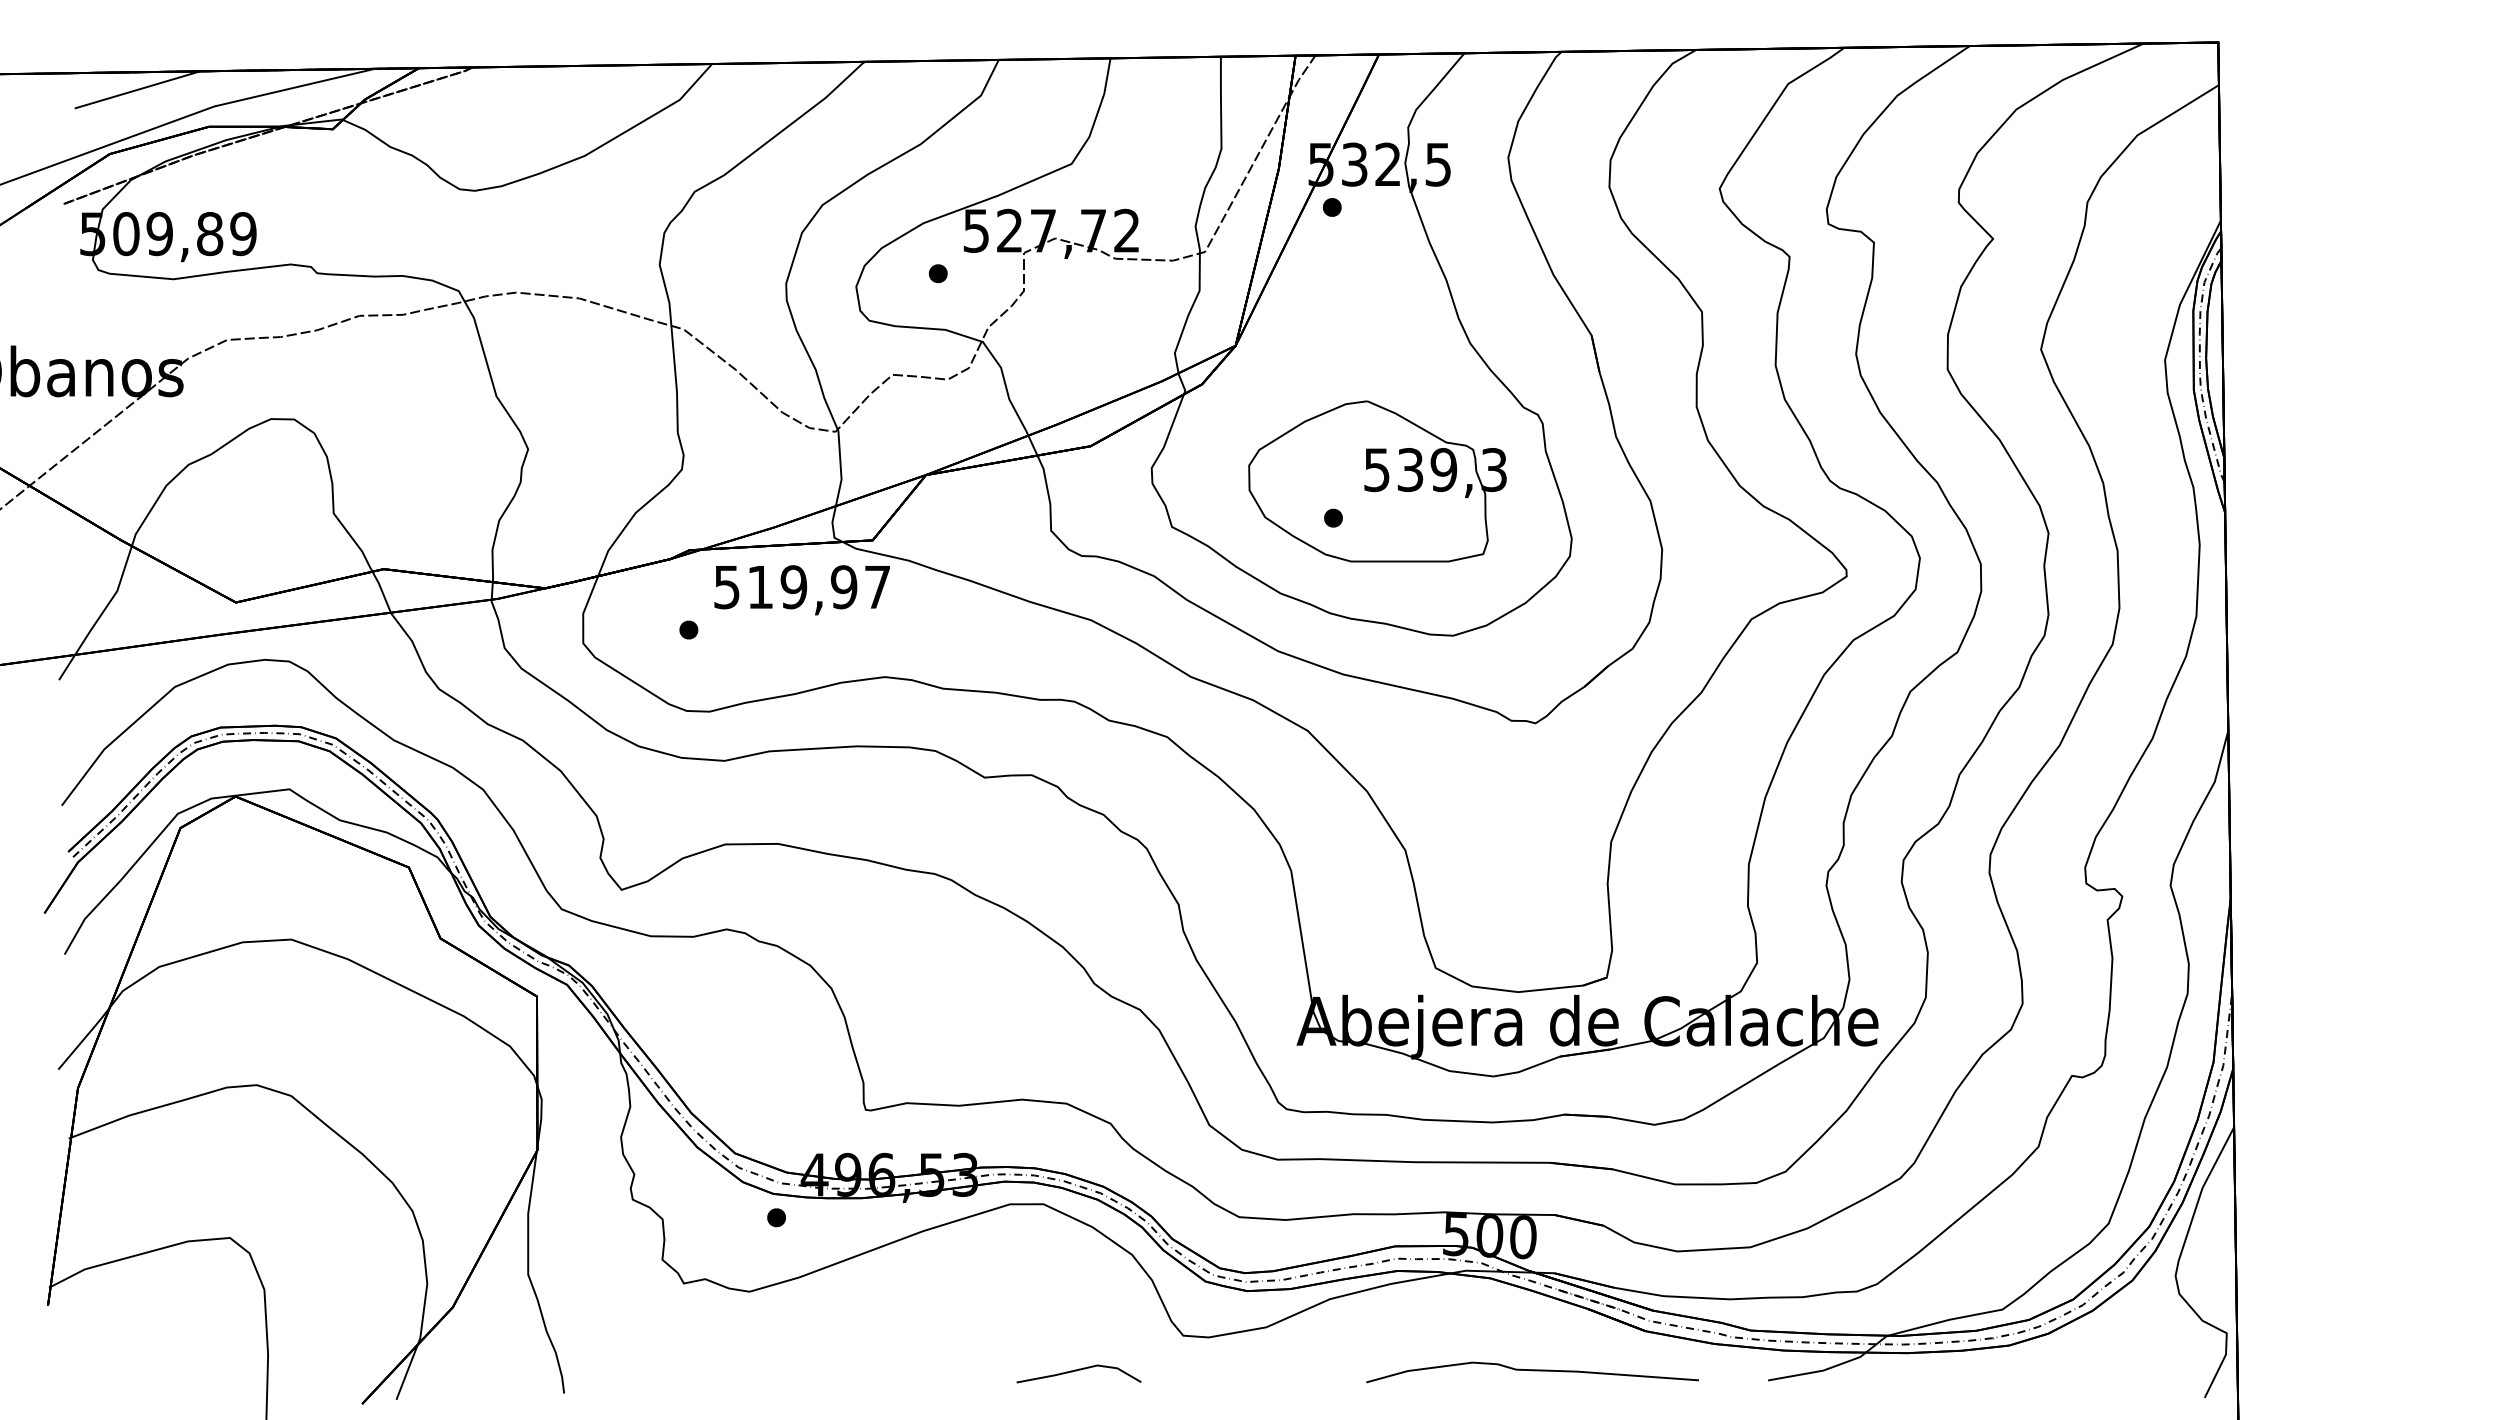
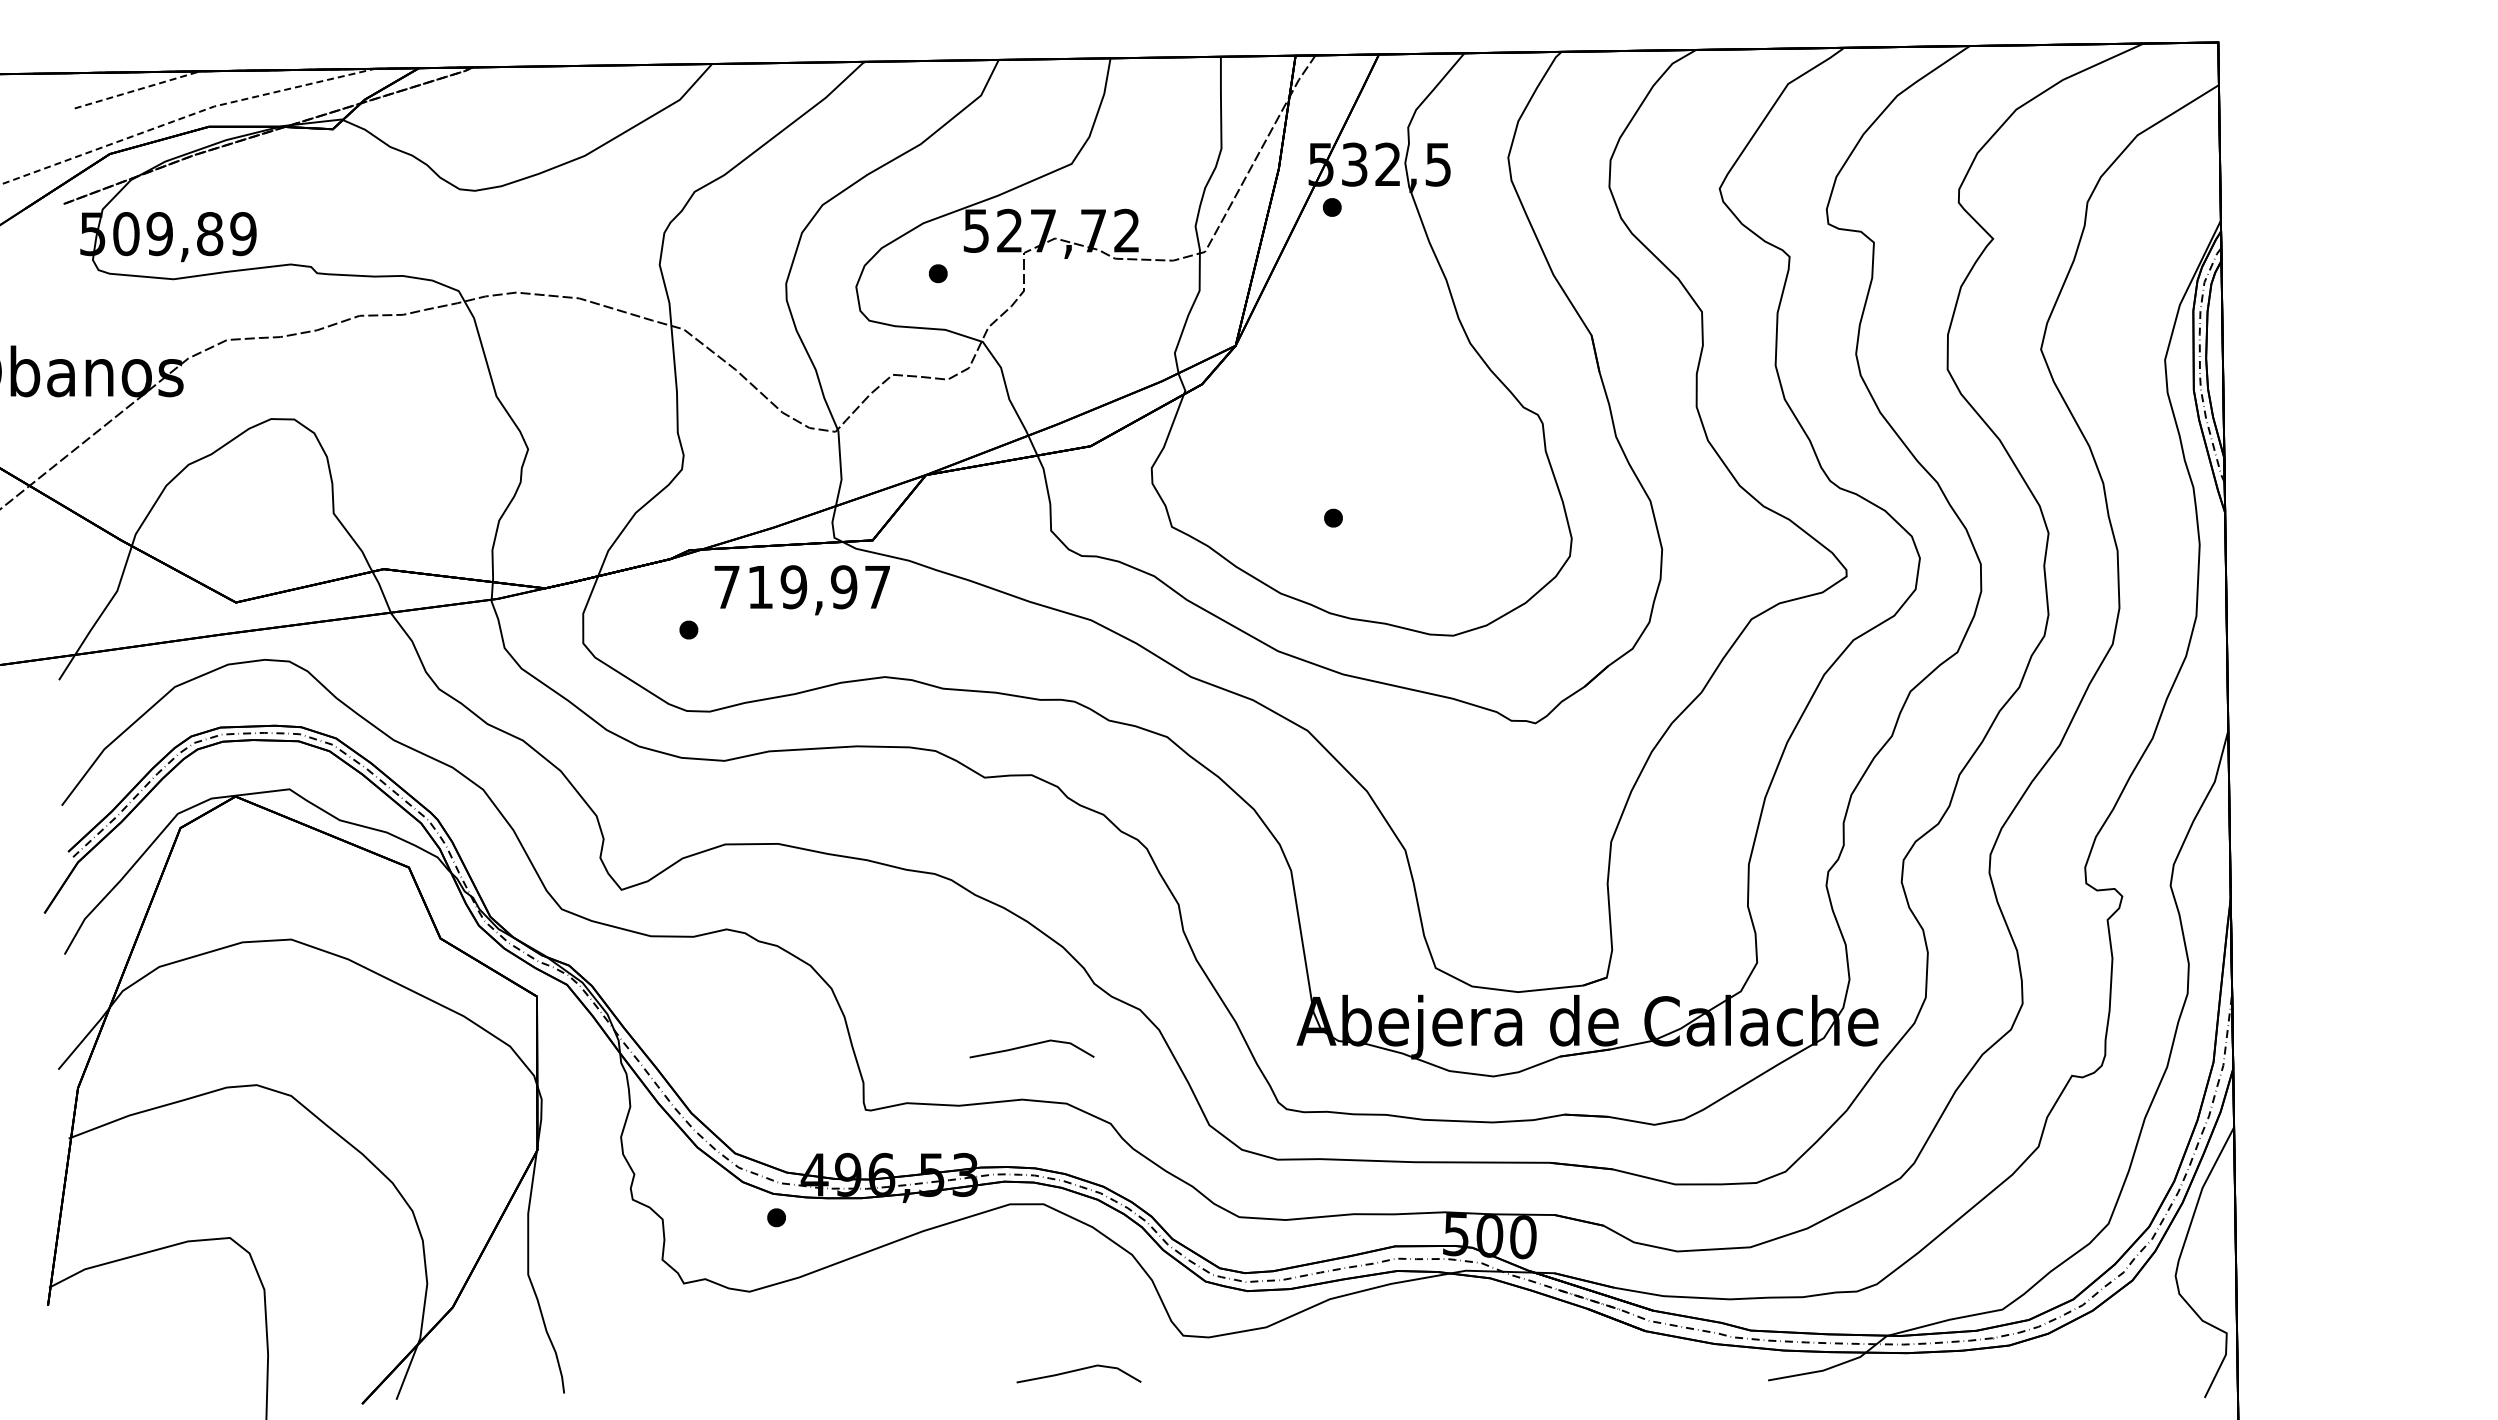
line: solid -> dashed (137, 89)
line: solid -> dashed (185, 117)
part: present -> none (1377, 481)
text: 519,97 -> 719,97 (726, 587)
line: none -> present (1029, 1046)
curve: present -> none (1532, 1371)
